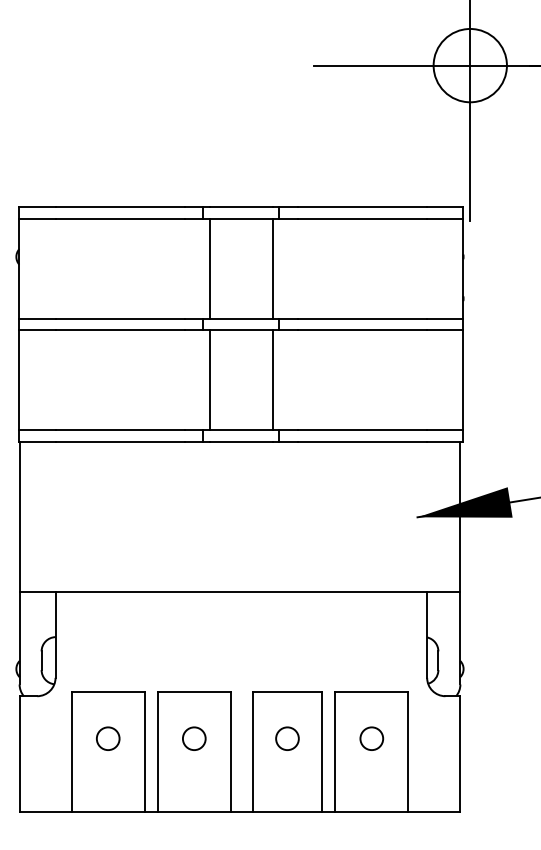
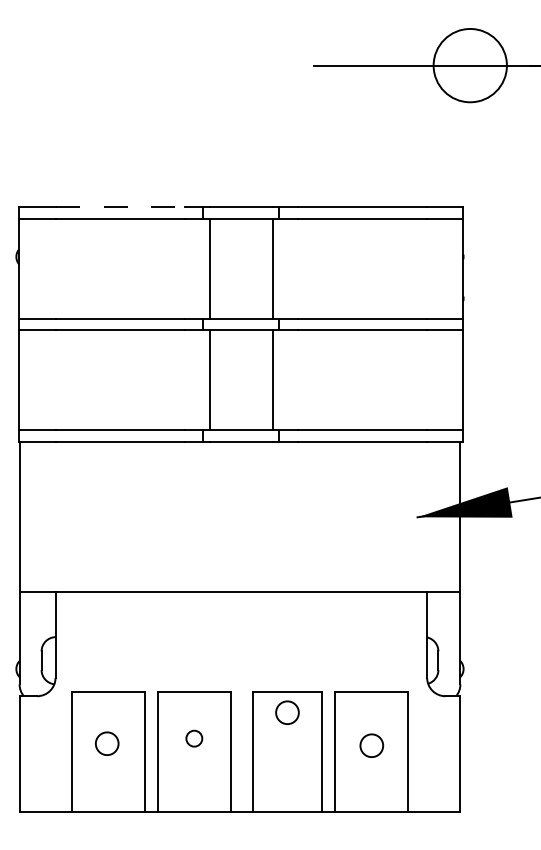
line: present -> none (470, 111)
line: solid -> dashed (120, 207)
circle position: (108, 738) -> (107, 743) (107, 743)
circle size: 25x25 px -> 19x19 px (194, 738)
circle position: (287, 738) -> (287, 712) (287, 712)
circle position: (371, 738) -> (371, 745) (371, 745)
